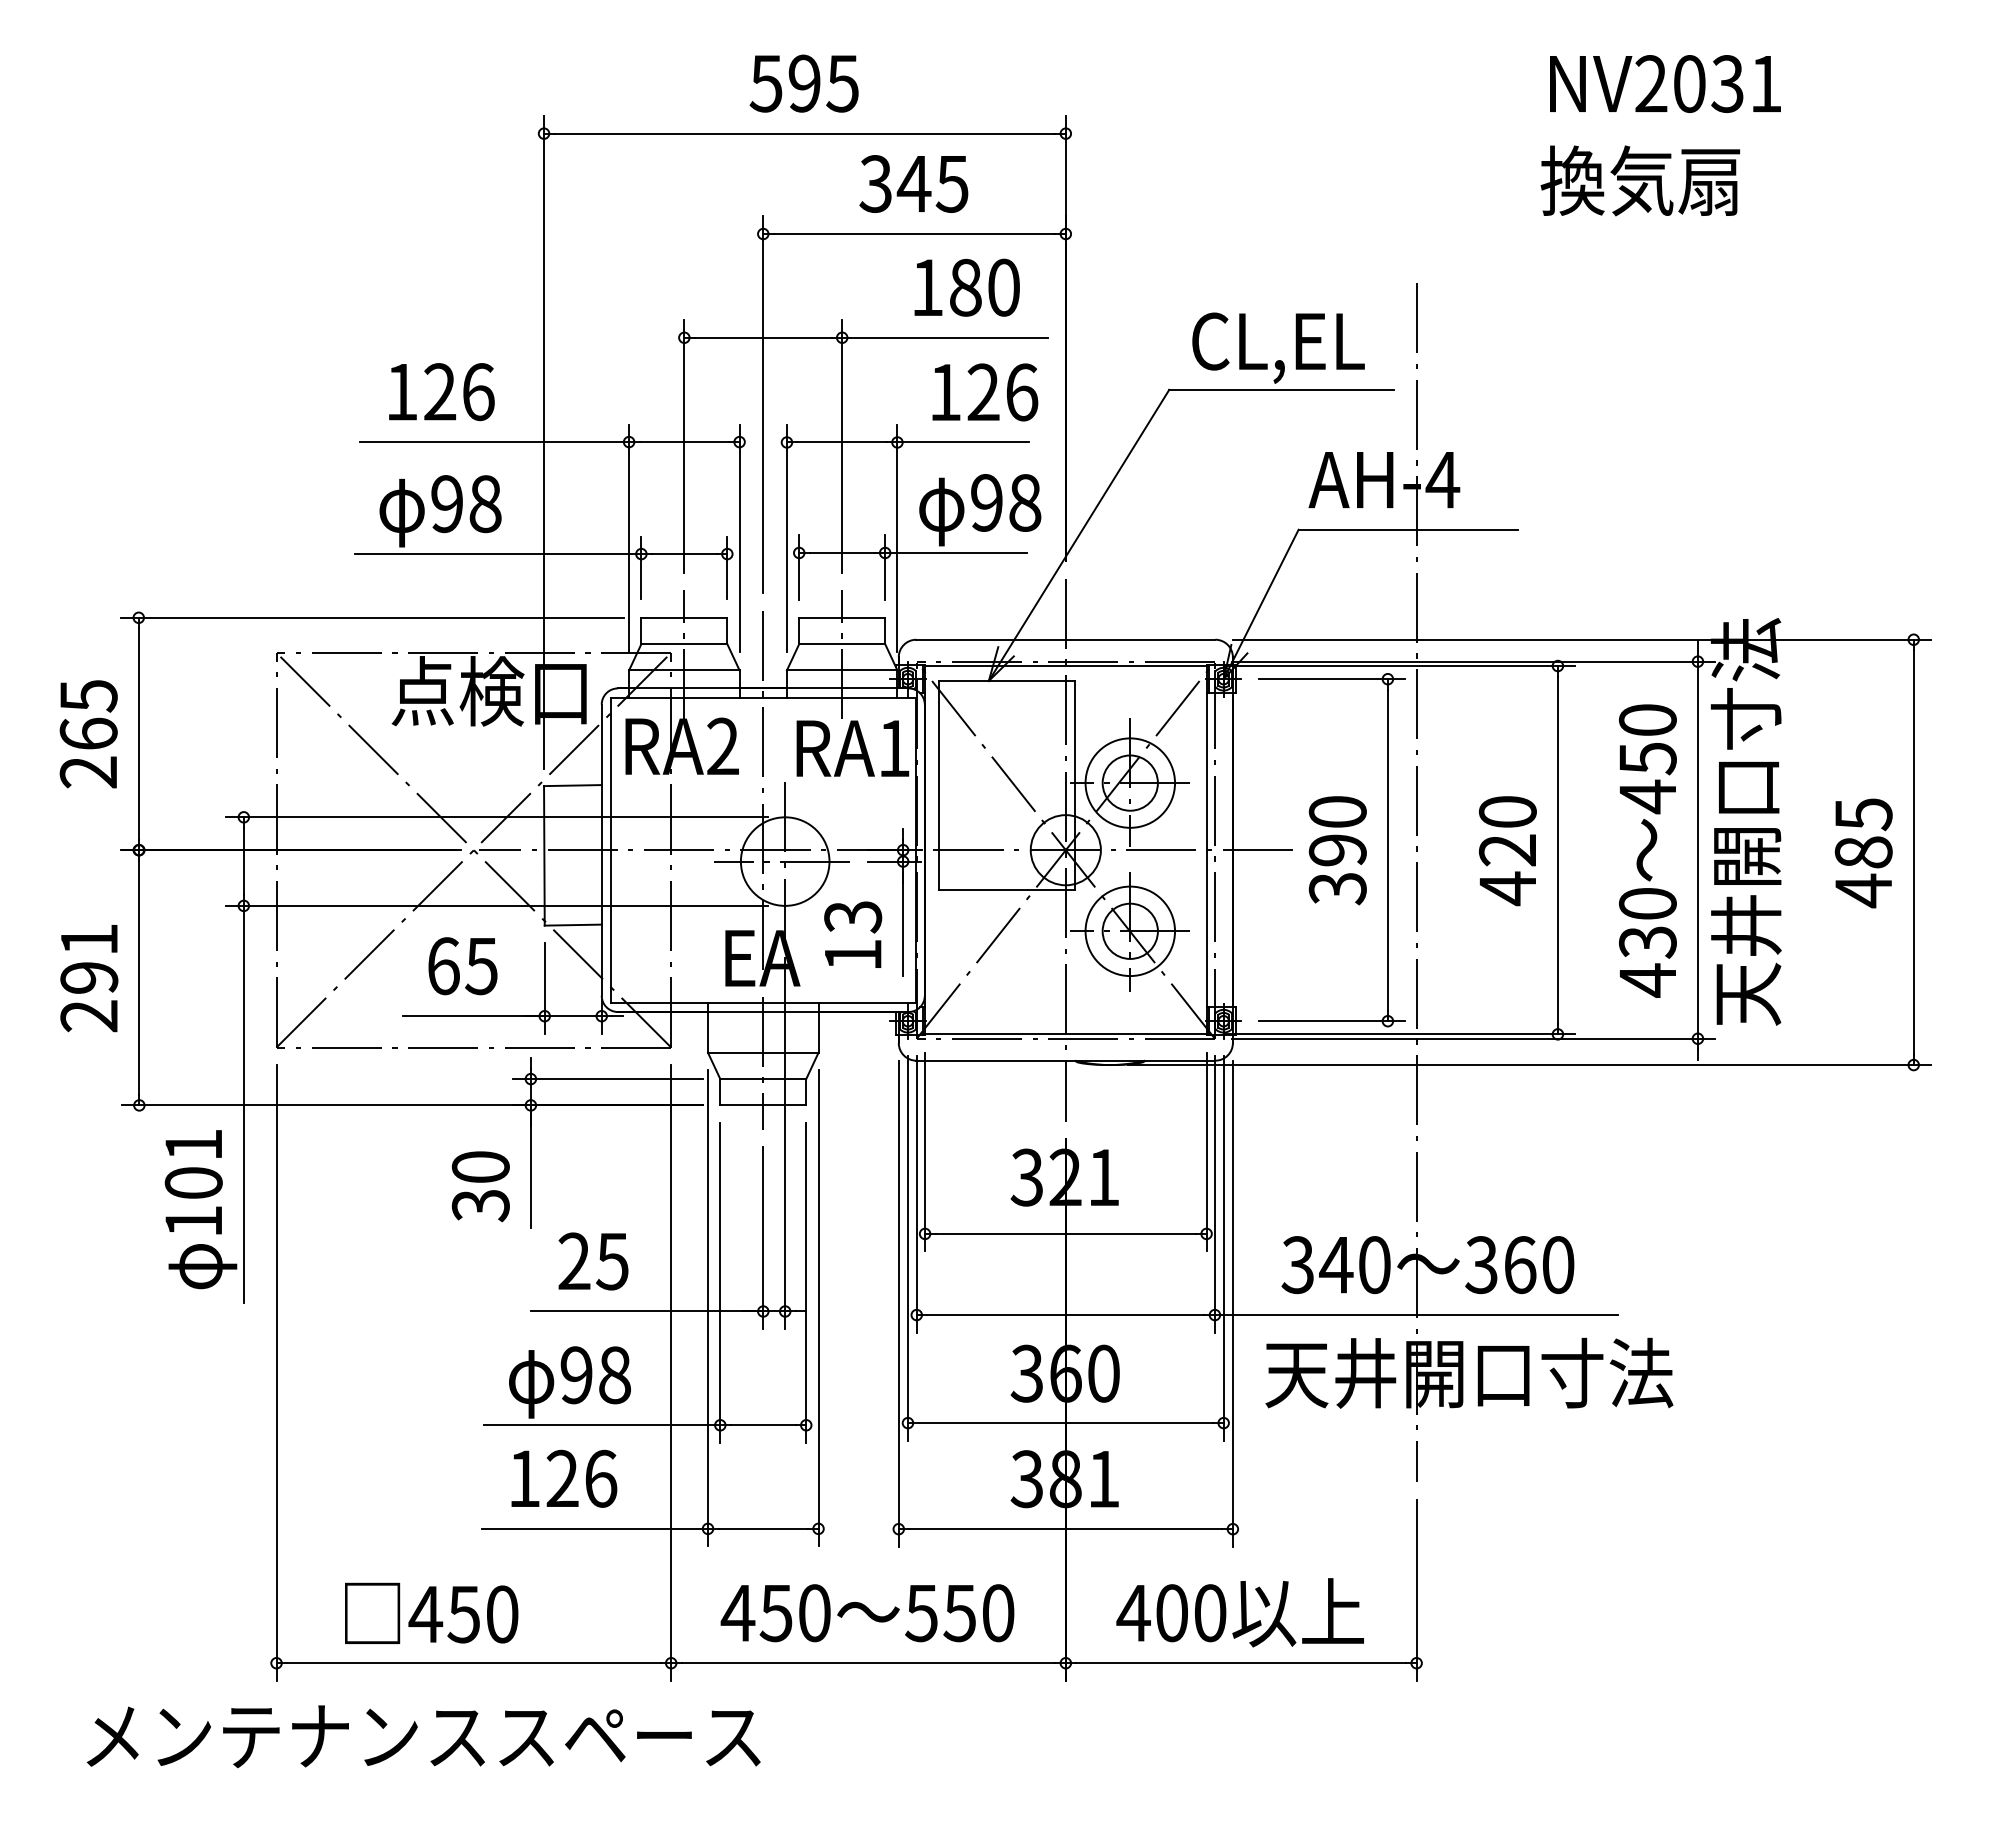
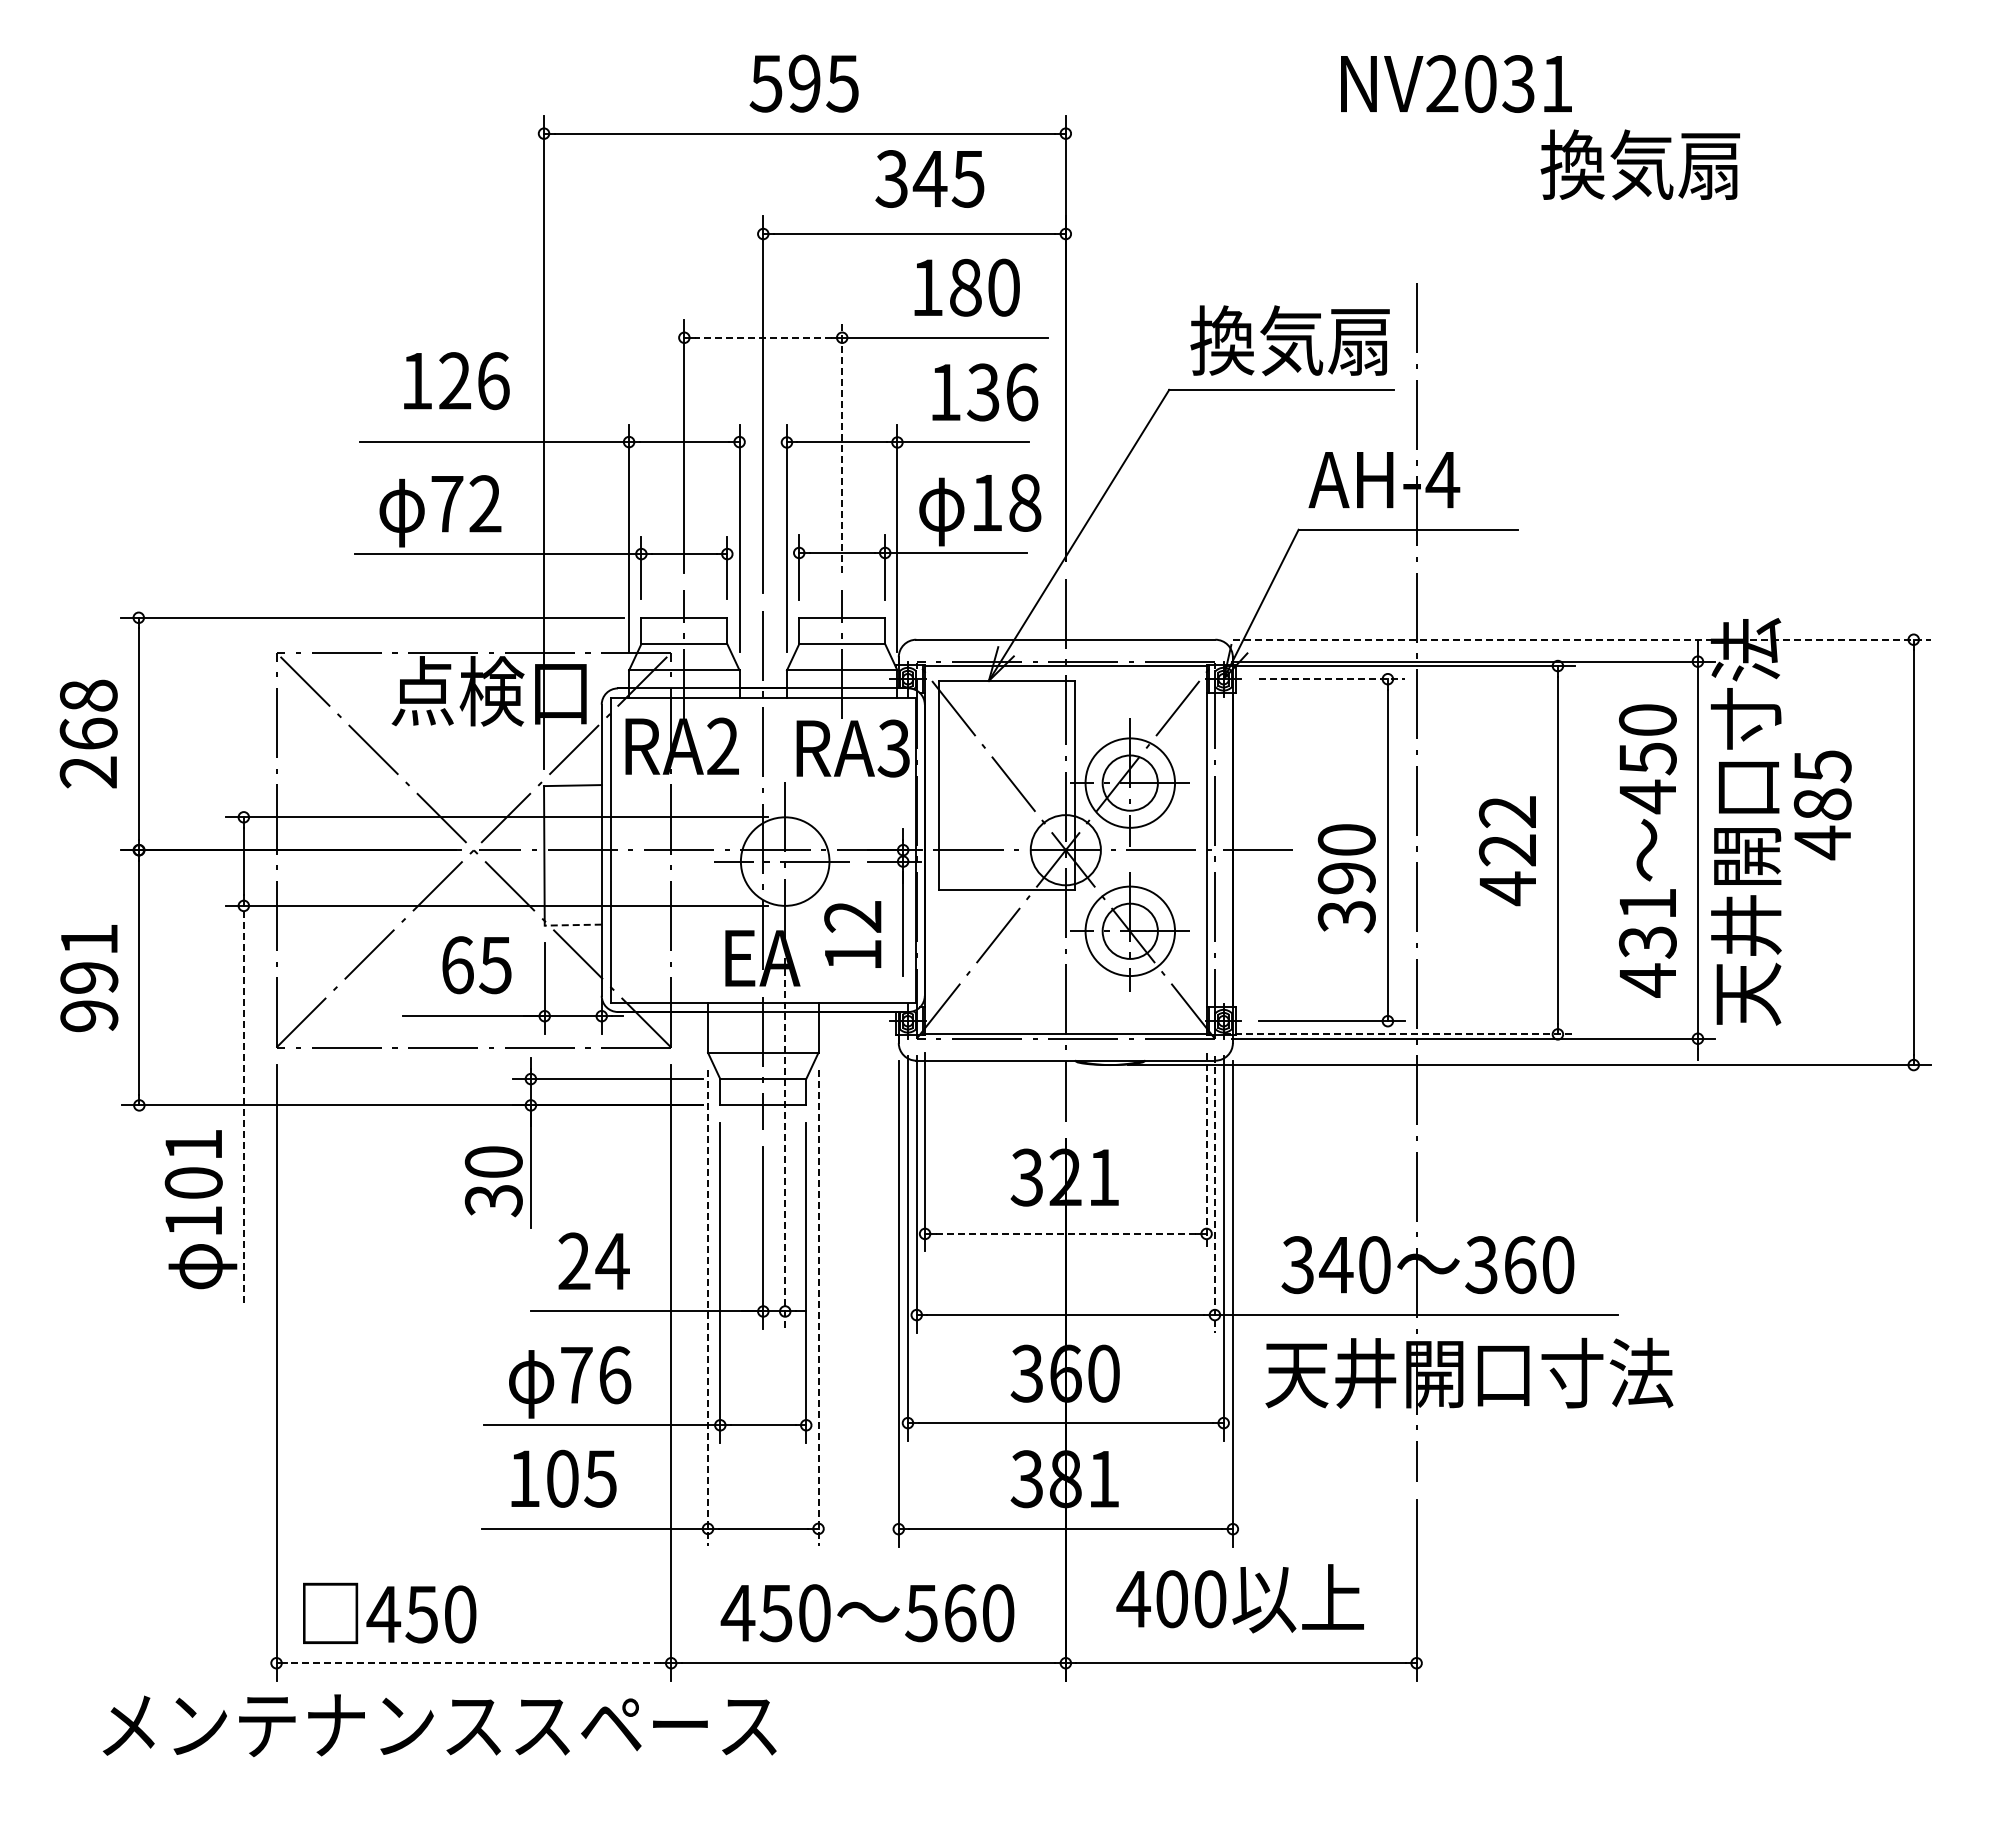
text position: (1665, 83) -> (1456, 83) (1456, 83)
text position: (1639, 180) -> (1639, 164) (1639, 164)
text position: (913, 183) -> (929, 178) (929, 178)
line: solid -> dashed (762, 337)
text: CL,EL -> 換気扇 (1289, 344)
text position: (441, 392) -> (456, 381) (456, 381)
text: 126 -> 136 (983, 392)
line: solid -> dashed (842, 445)
text: 98 -> 18 (986, 502)
text: 98 -> 72 (466, 504)
line: solid -> dashed (1582, 639)
line: solid -> dashed (1332, 679)
text: 265 -> 268 (88, 695)
text: RA1 -> RA3 (893, 748)
text: 420 -> 422 (1507, 811)
text position: (1337, 850) -> (1346, 878) (1346, 878)
text position: (1863, 853) -> (1822, 805) (1822, 805)
text: 430 -> 431 (1647, 903)
text: 13 -> 12 (853, 917)
line: solid -> dashed (573, 925)
text position: (462, 966) -> (476, 965) (476, 965)
text: 291 -> 991 (89, 1016)
line: solid -> dashed (1399, 1034)
line: solid -> dashed (243, 1104)
line: solid -> dashed (785, 1143)
line: solid -> dashed (1206, 1152)
text position: (480, 1186) -> (493, 1181) (493, 1181)
line: solid -> dashed (1214, 1194)
line: solid -> dashed (1066, 1233)
text: 25 -> 24 (612, 1261)
line: solid -> dashed (708, 1308)
line: solid -> dashed (818, 1308)
text: 98 -> 76 (595, 1375)
text: 126 -> 105 (581, 1478)
text position: (431, 1612) -> (389, 1612) (389, 1612)
text position: (1239, 1612) -> (1239, 1598) (1239, 1598)
text: 550 -> 560 (959, 1613)
line: solid -> dashed (473, 1663)
text position: (423, 1736) -> (439, 1725) (439, 1725)
